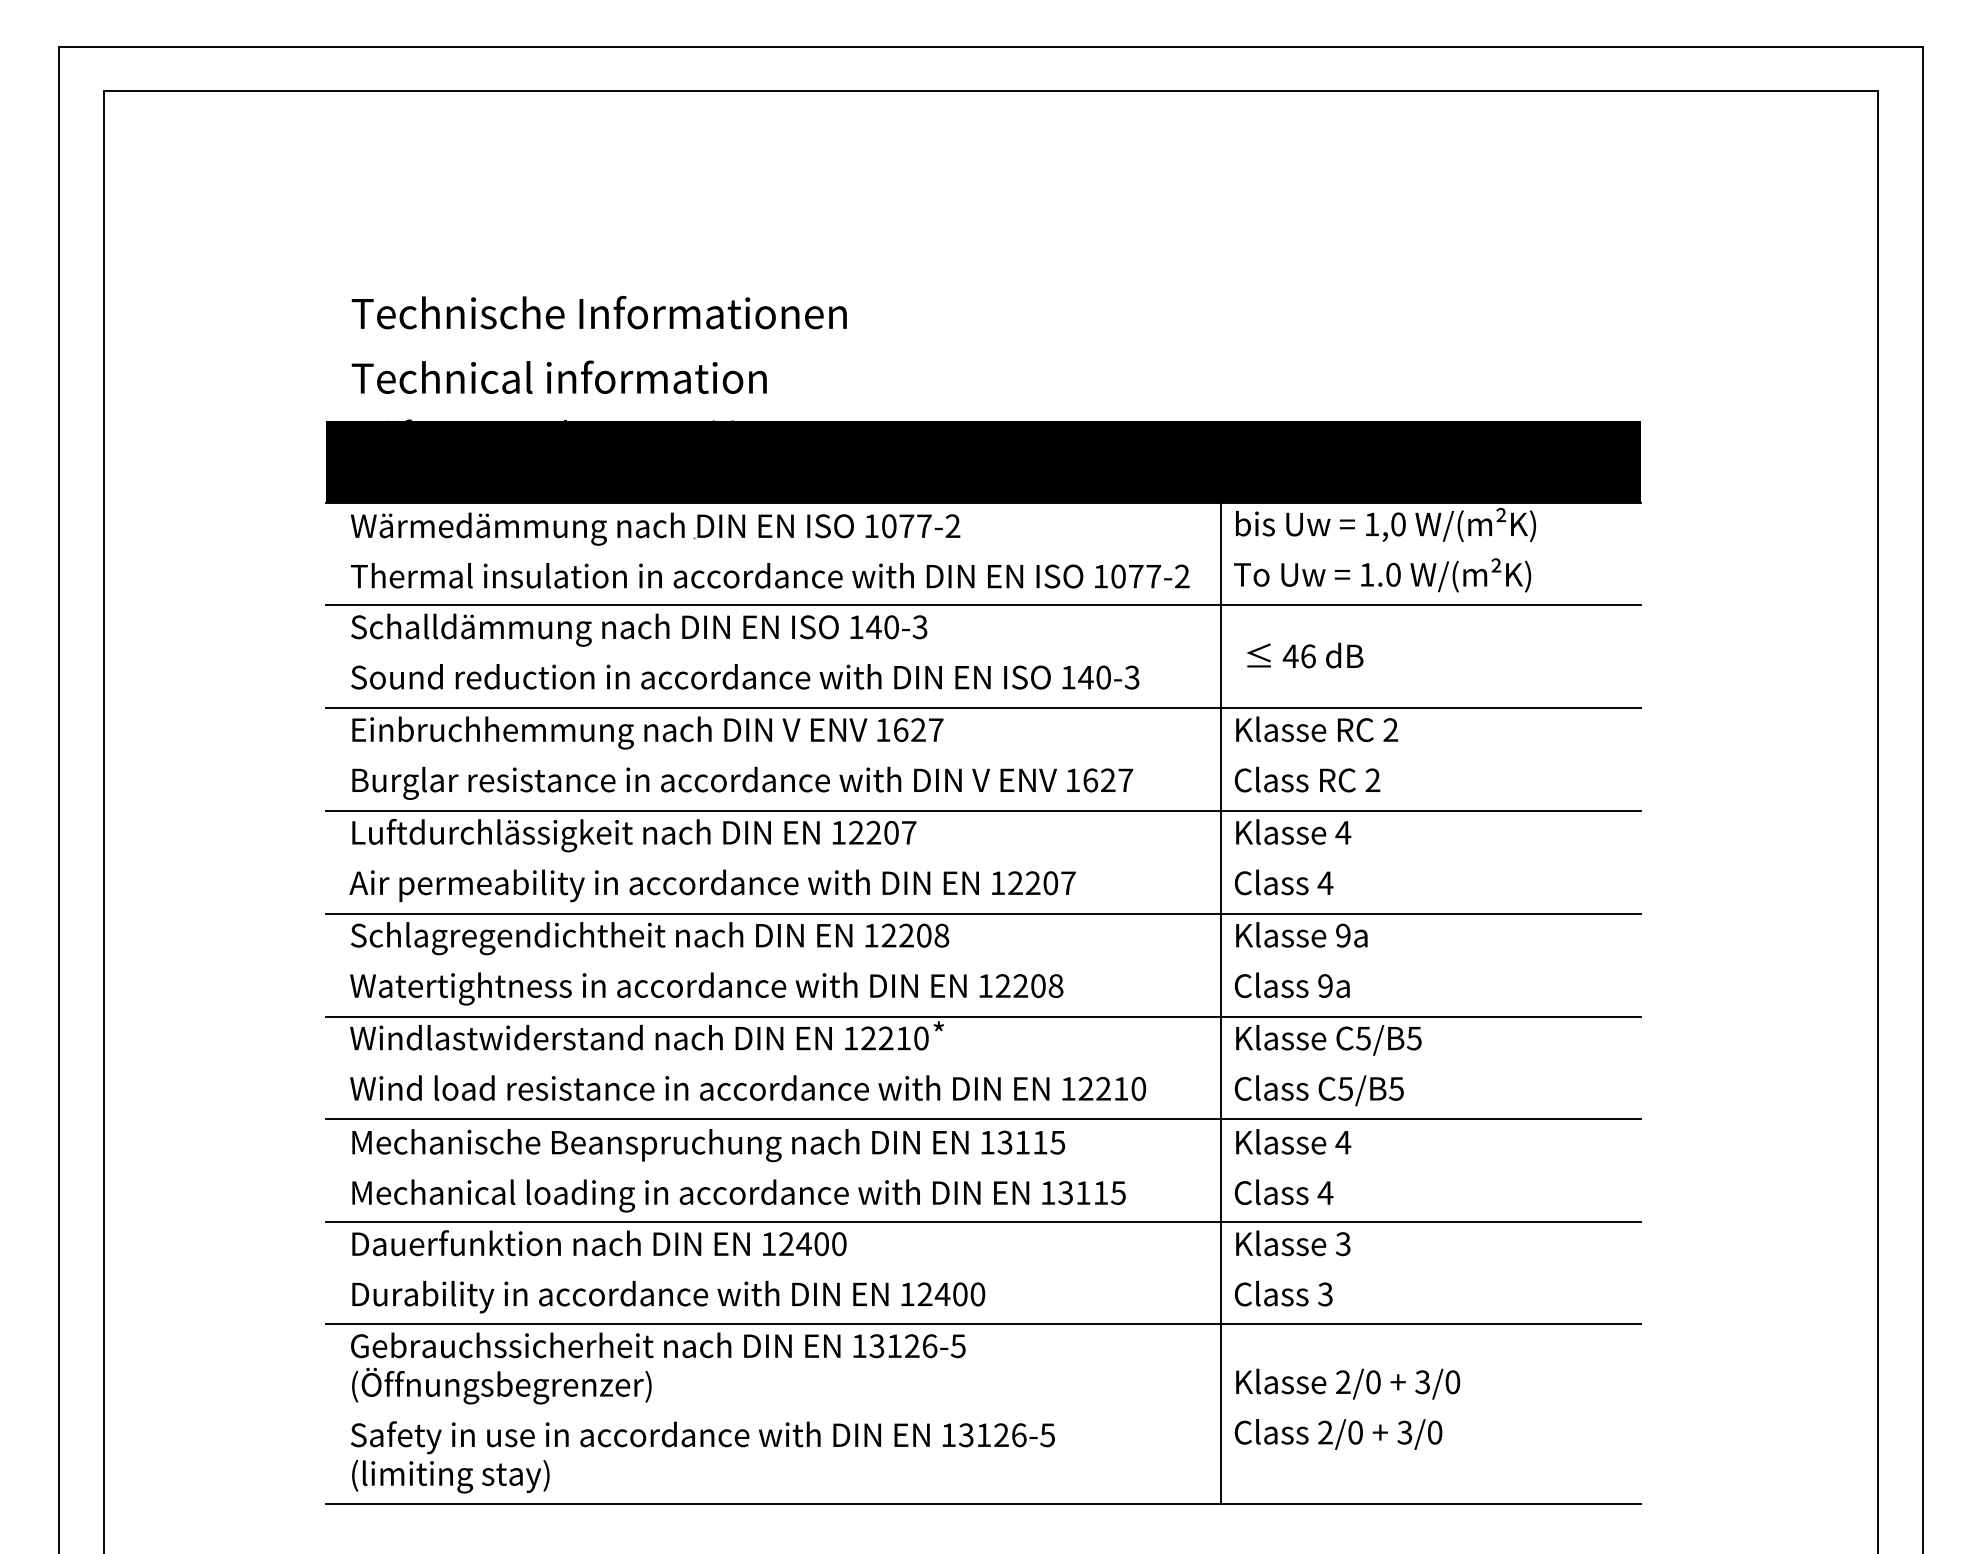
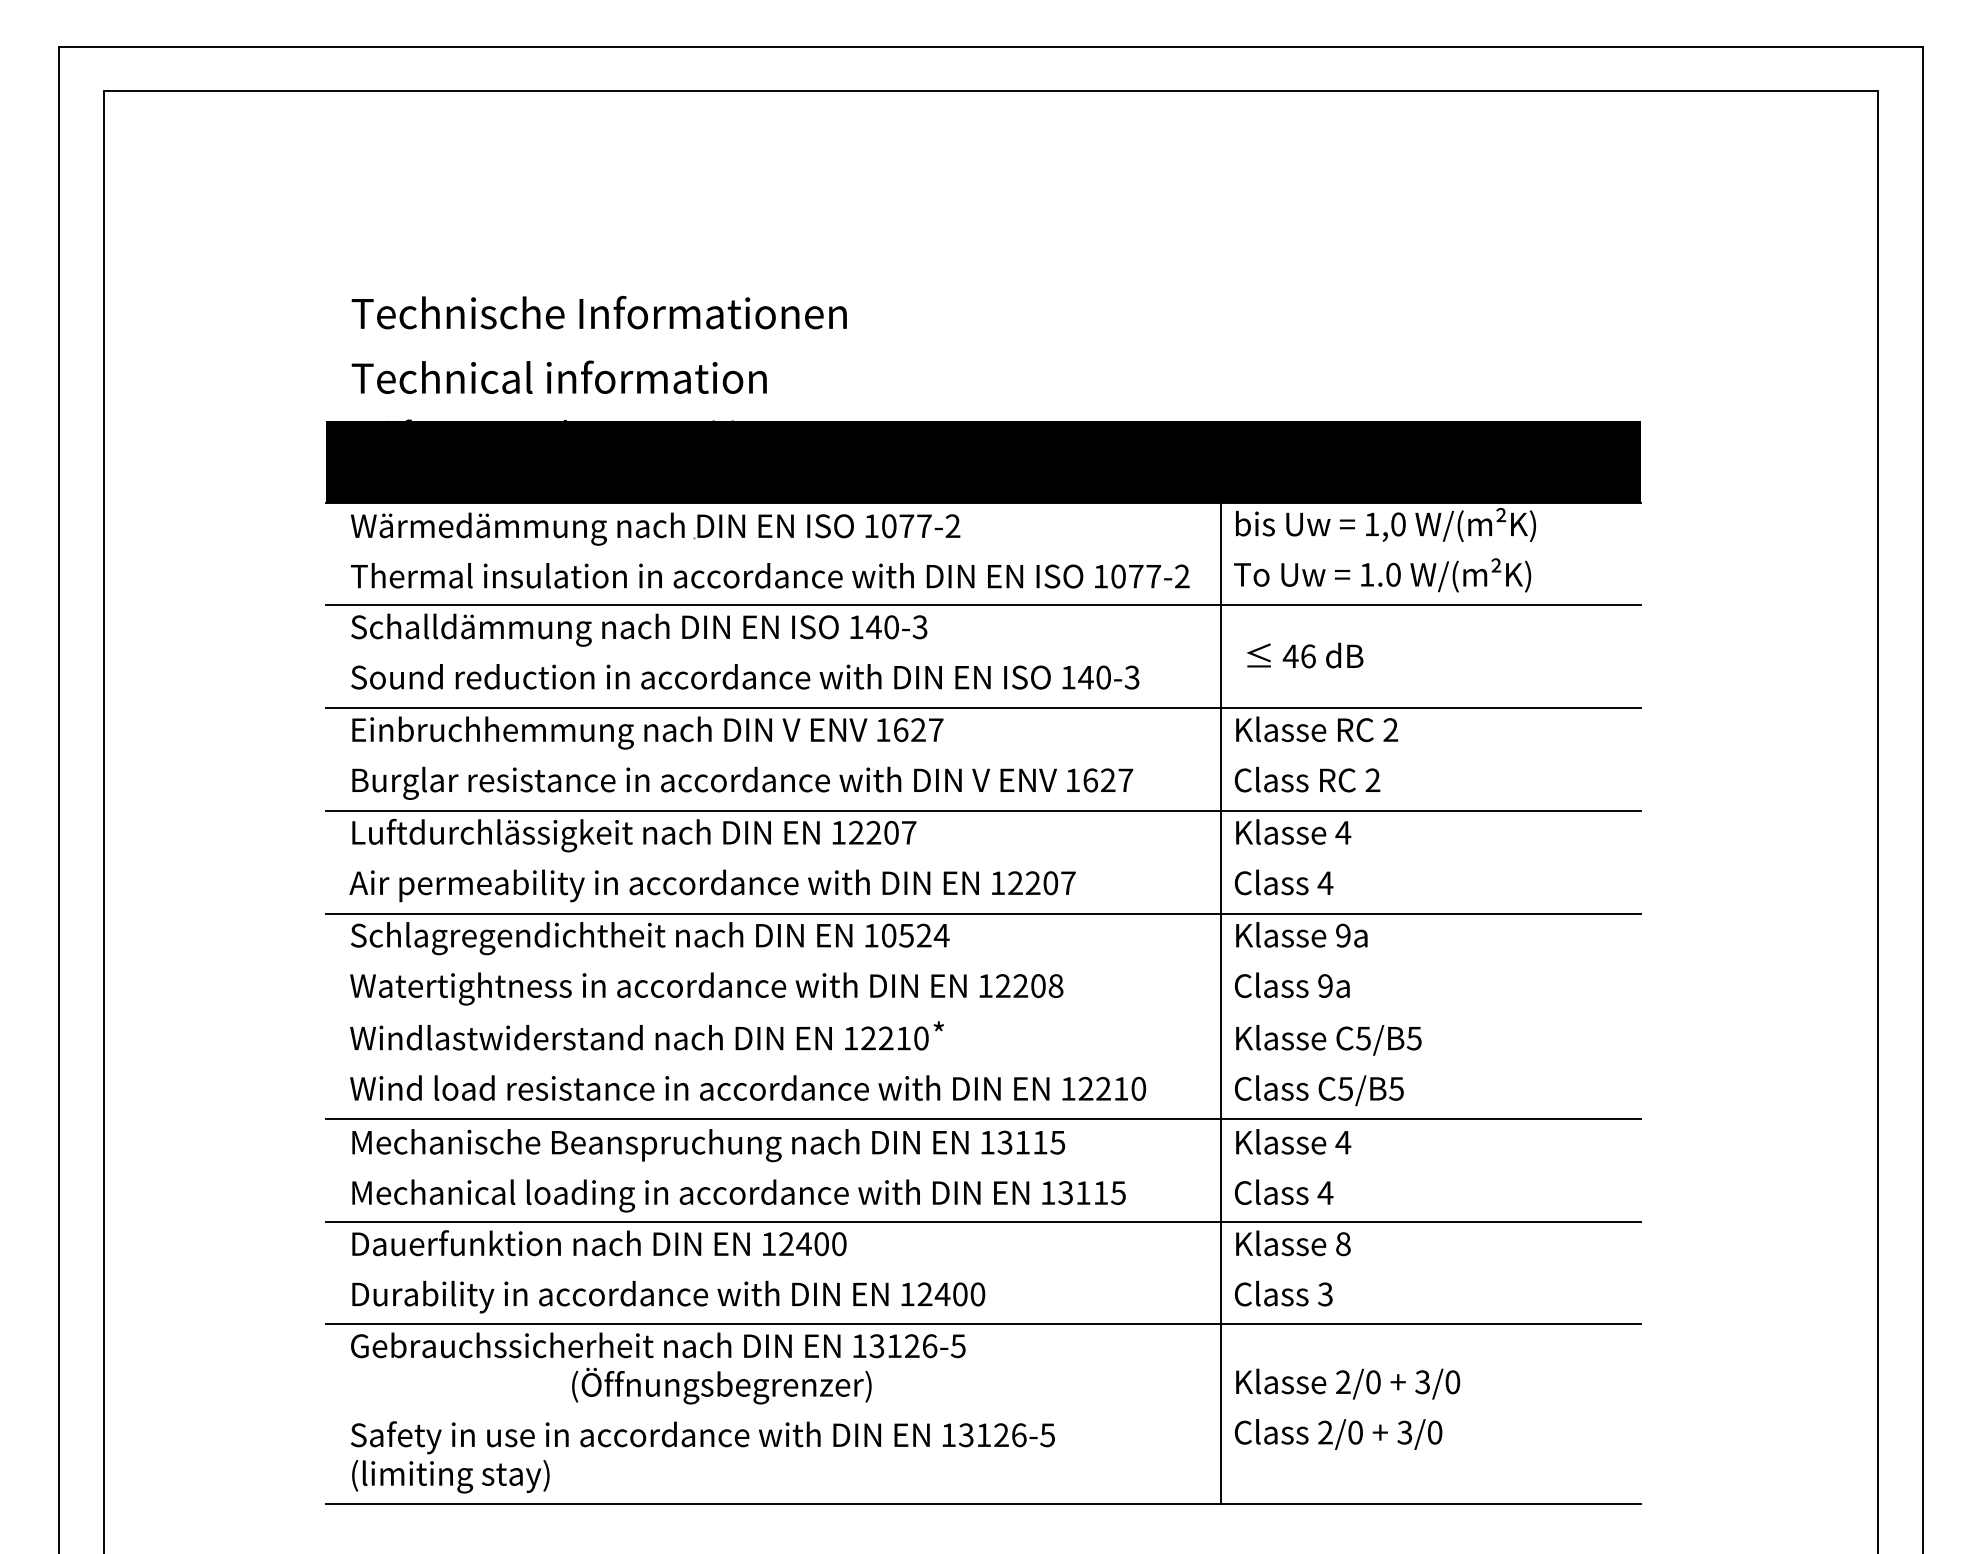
text: 12208 -> 10524 (915, 935)
line: present -> none (983, 1016)
text: 3 -> 8 (1342, 1243)
text position: (501, 1385) -> (721, 1385) (721, 1385)
